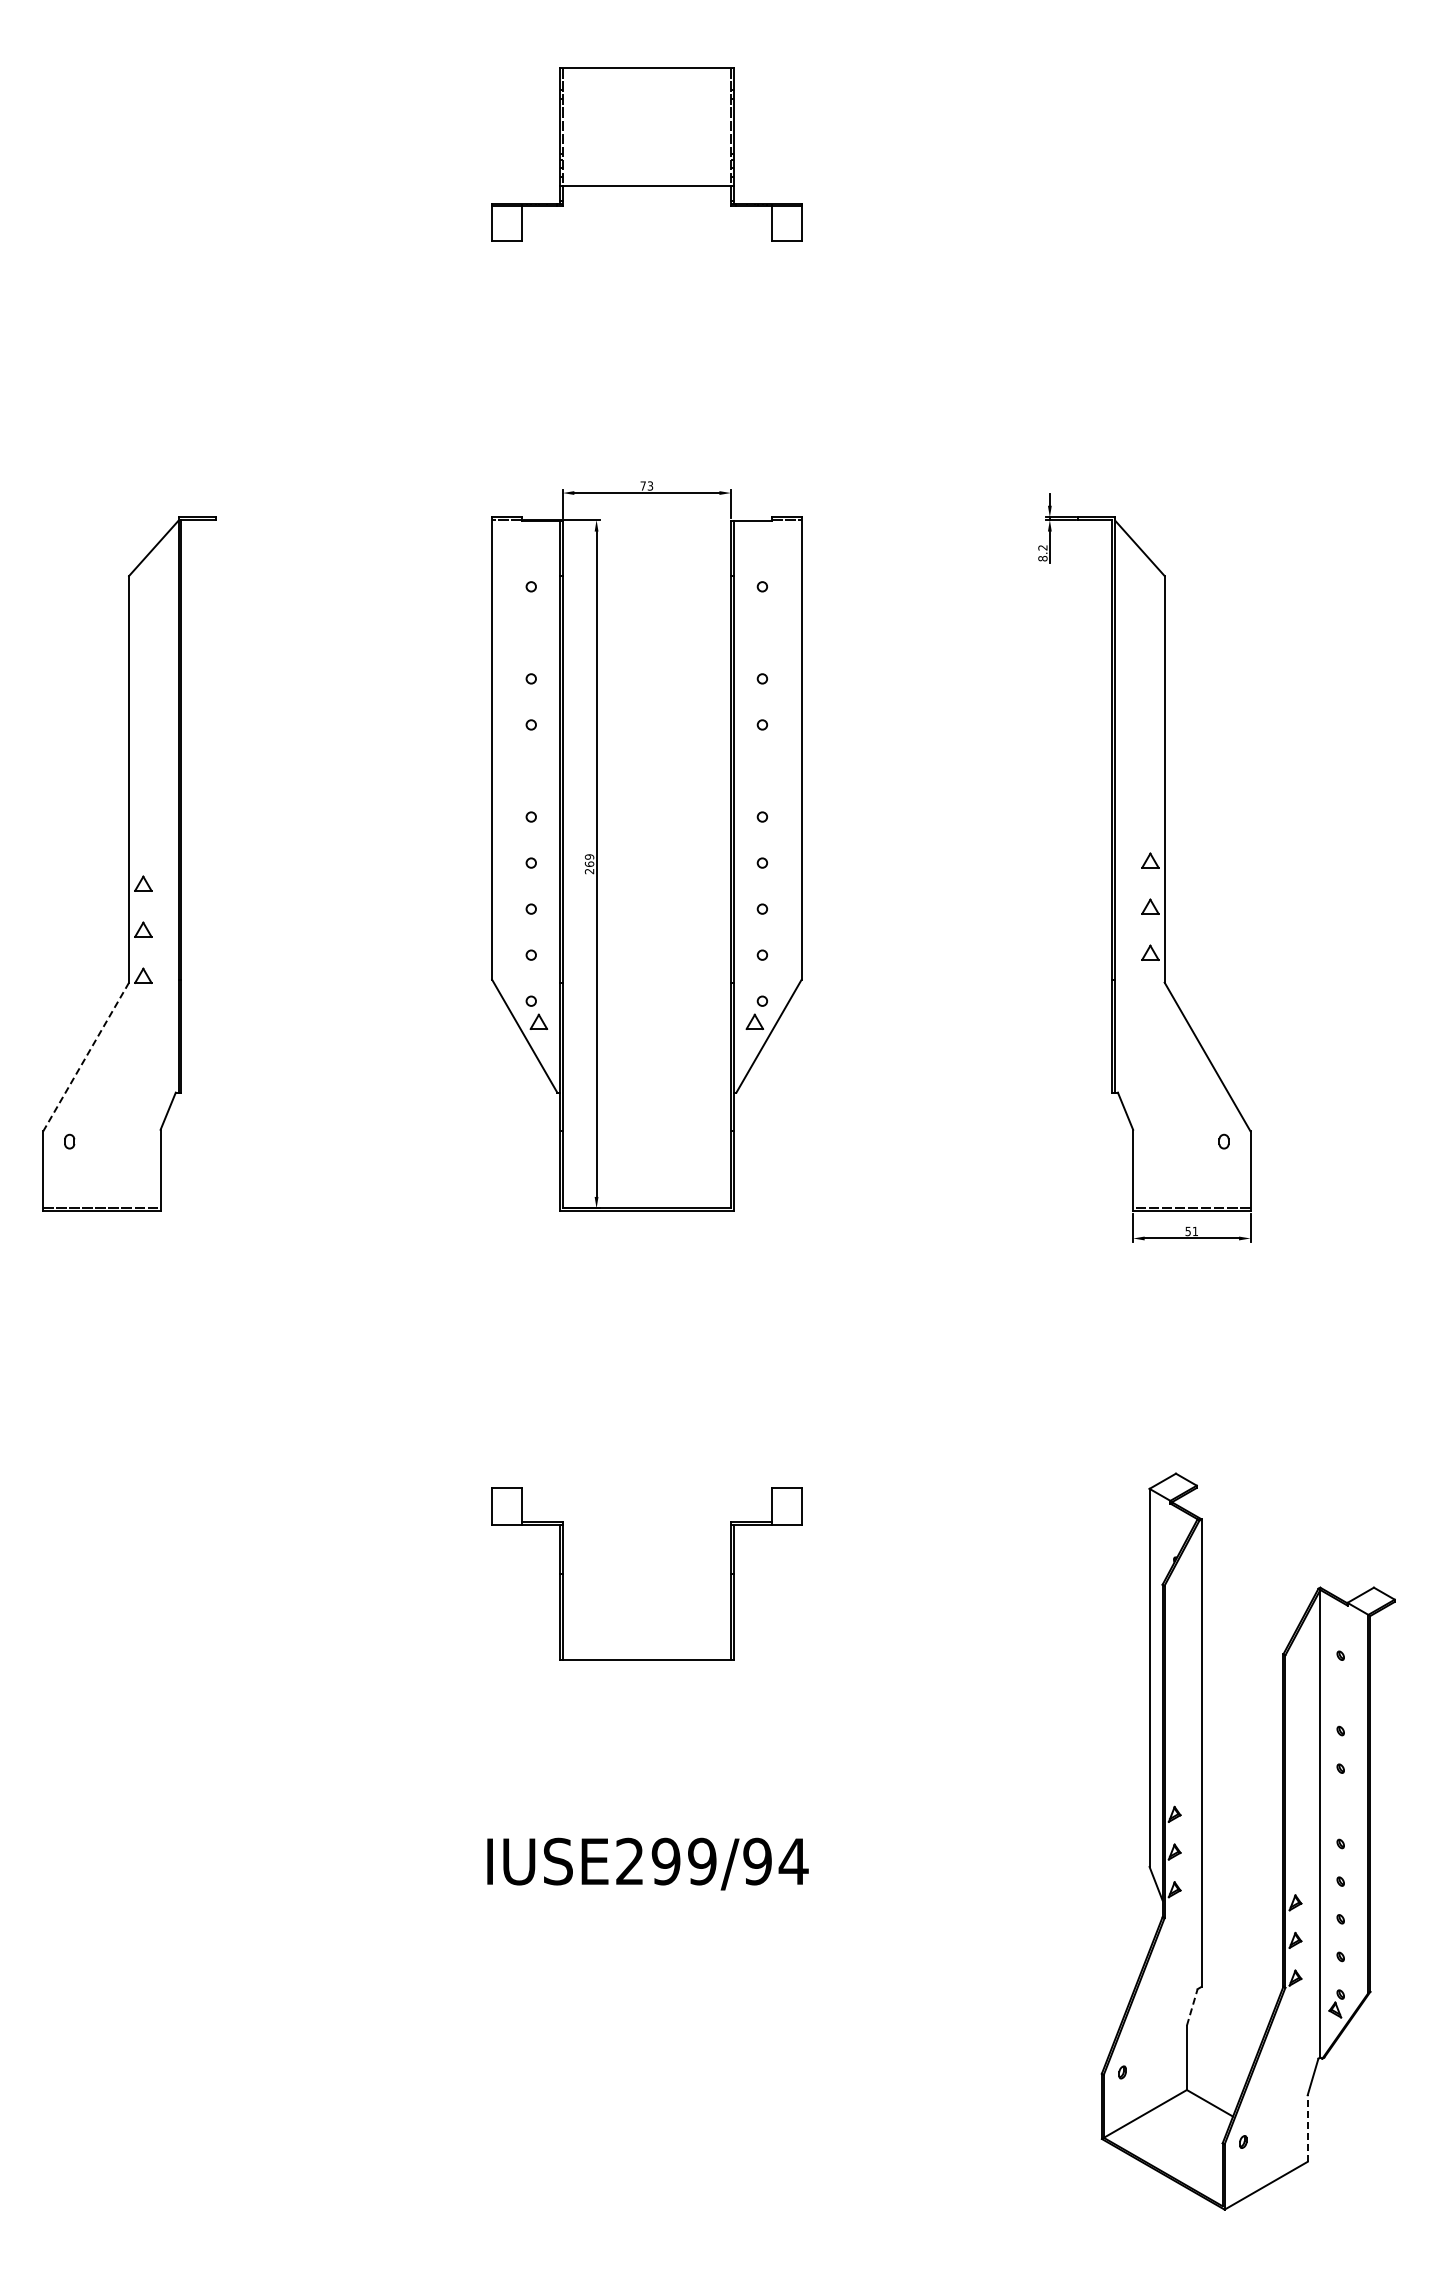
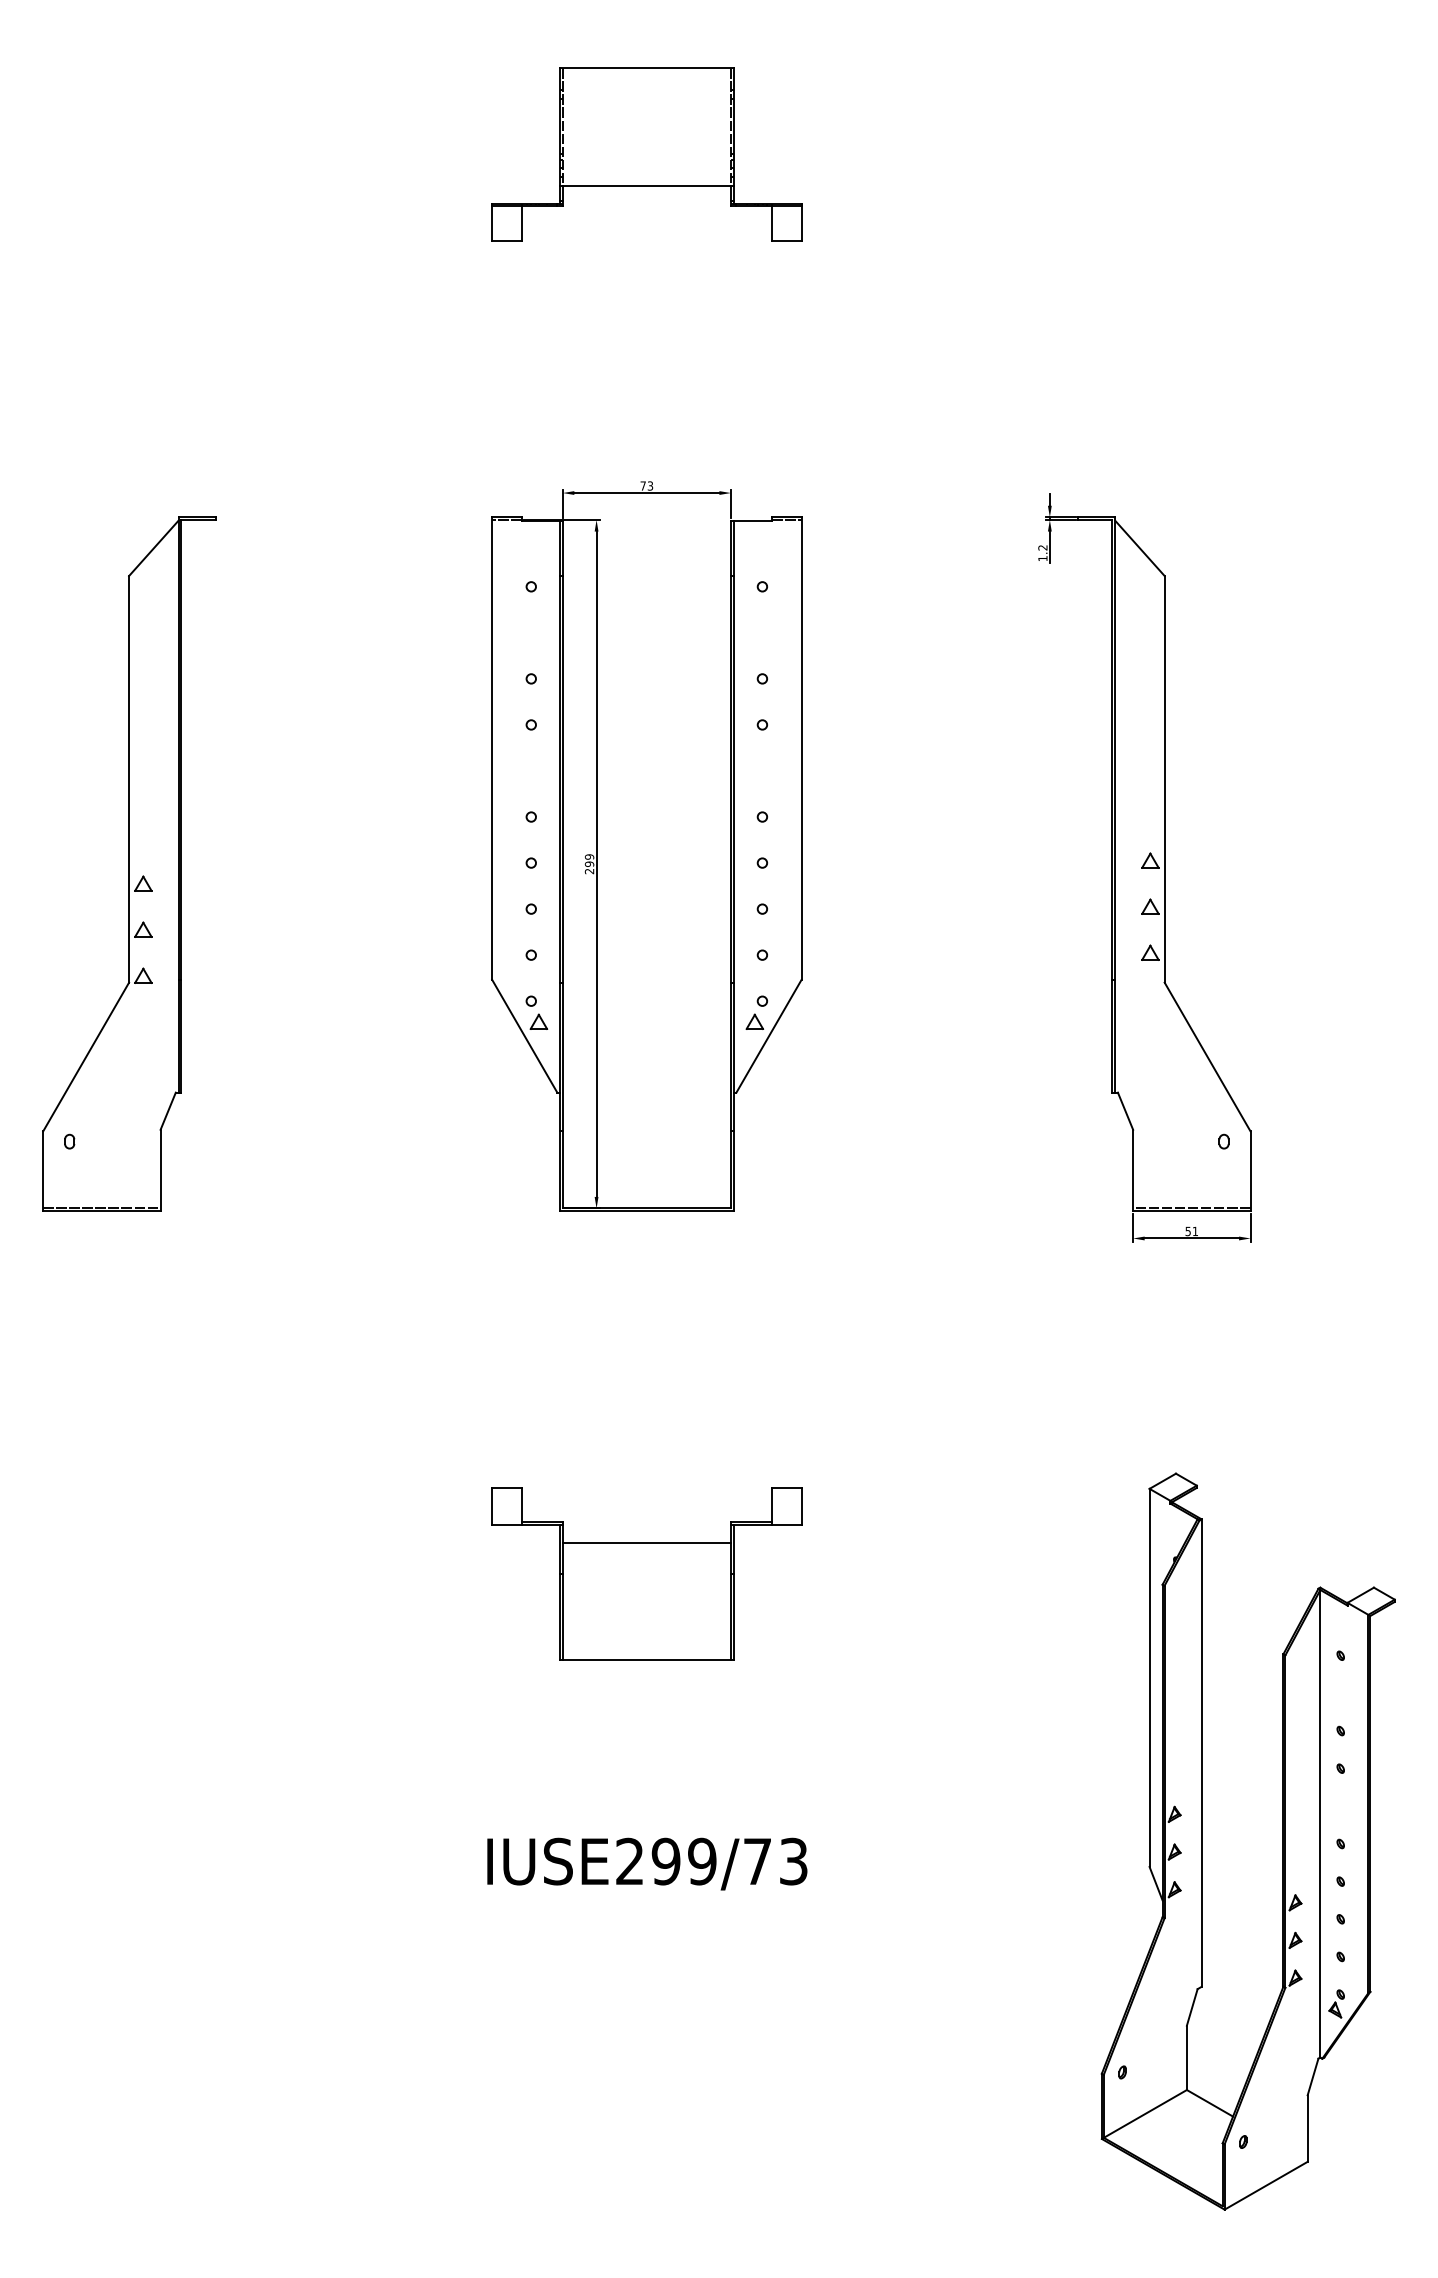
text: 8.2 -> 1.2 (1042, 558)
text: 269 -> 299 (589, 863)
line: dashed -> solid (86, 1057)
line: none -> present (646, 1542)
text: IUSE299/94 -> IUSE299/73 (775, 1861)
line: dashed -> solid (1192, 2006)
line: dashed -> solid (1307, 2128)
